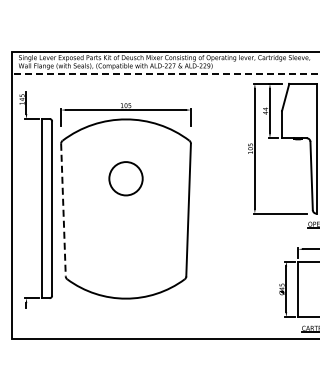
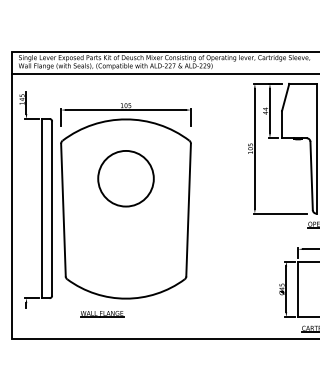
line: dashed -> solid (166, 73)
circle diameter: 33 px -> 56 px (125, 178)
line: dashed -> solid (63, 210)
part: none -> present (102, 314)
